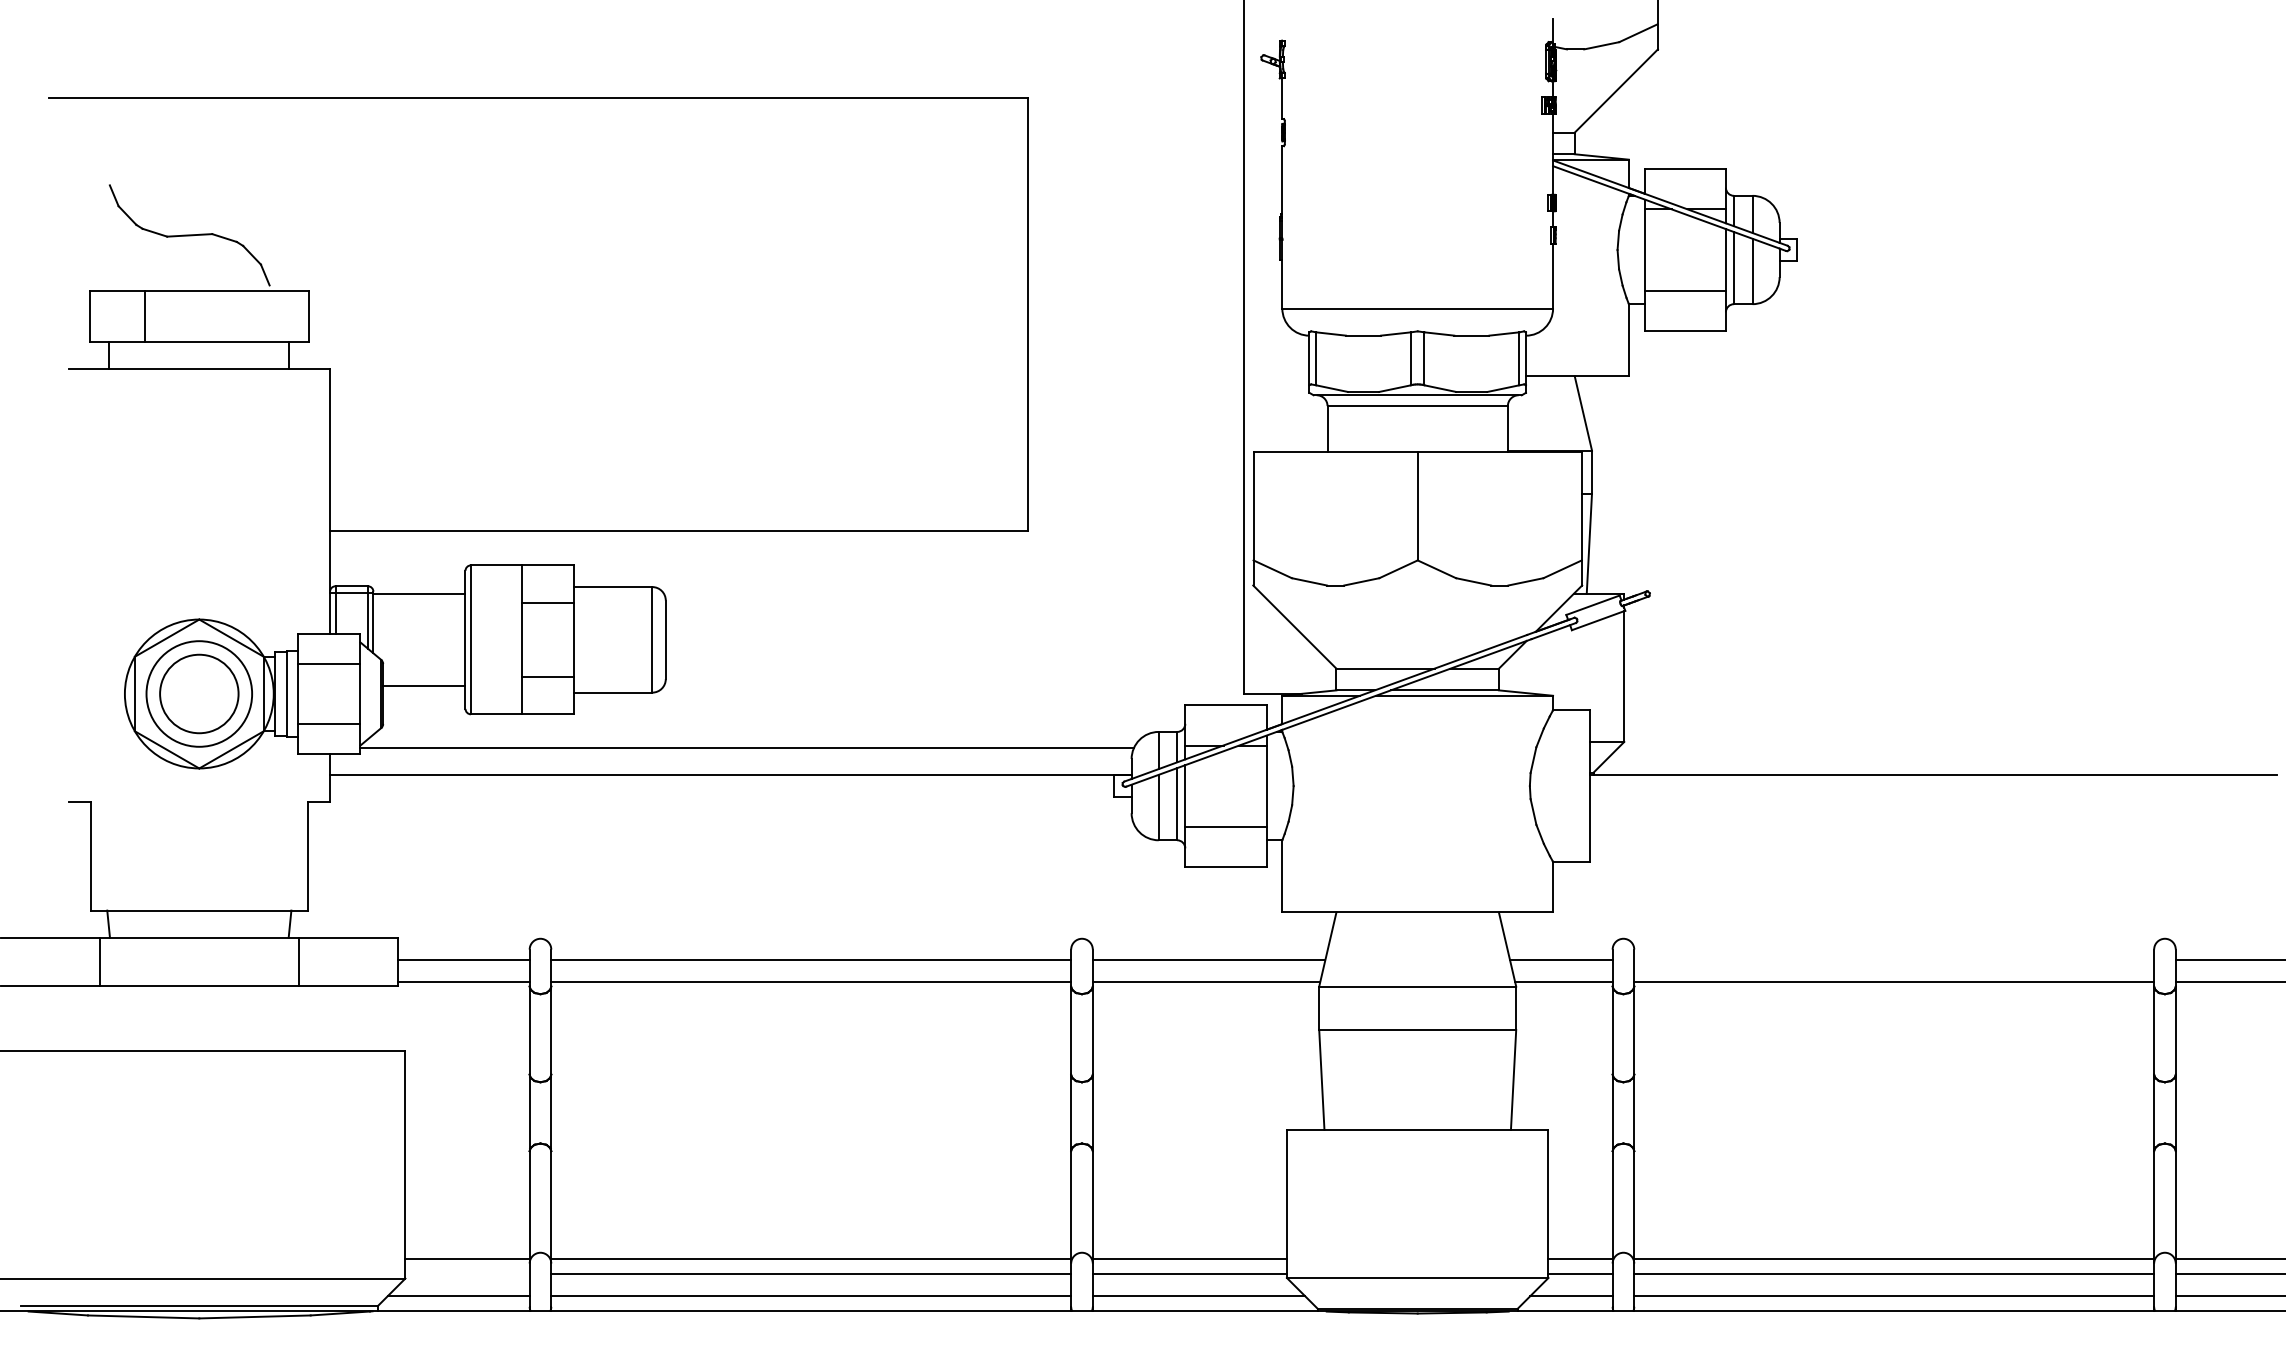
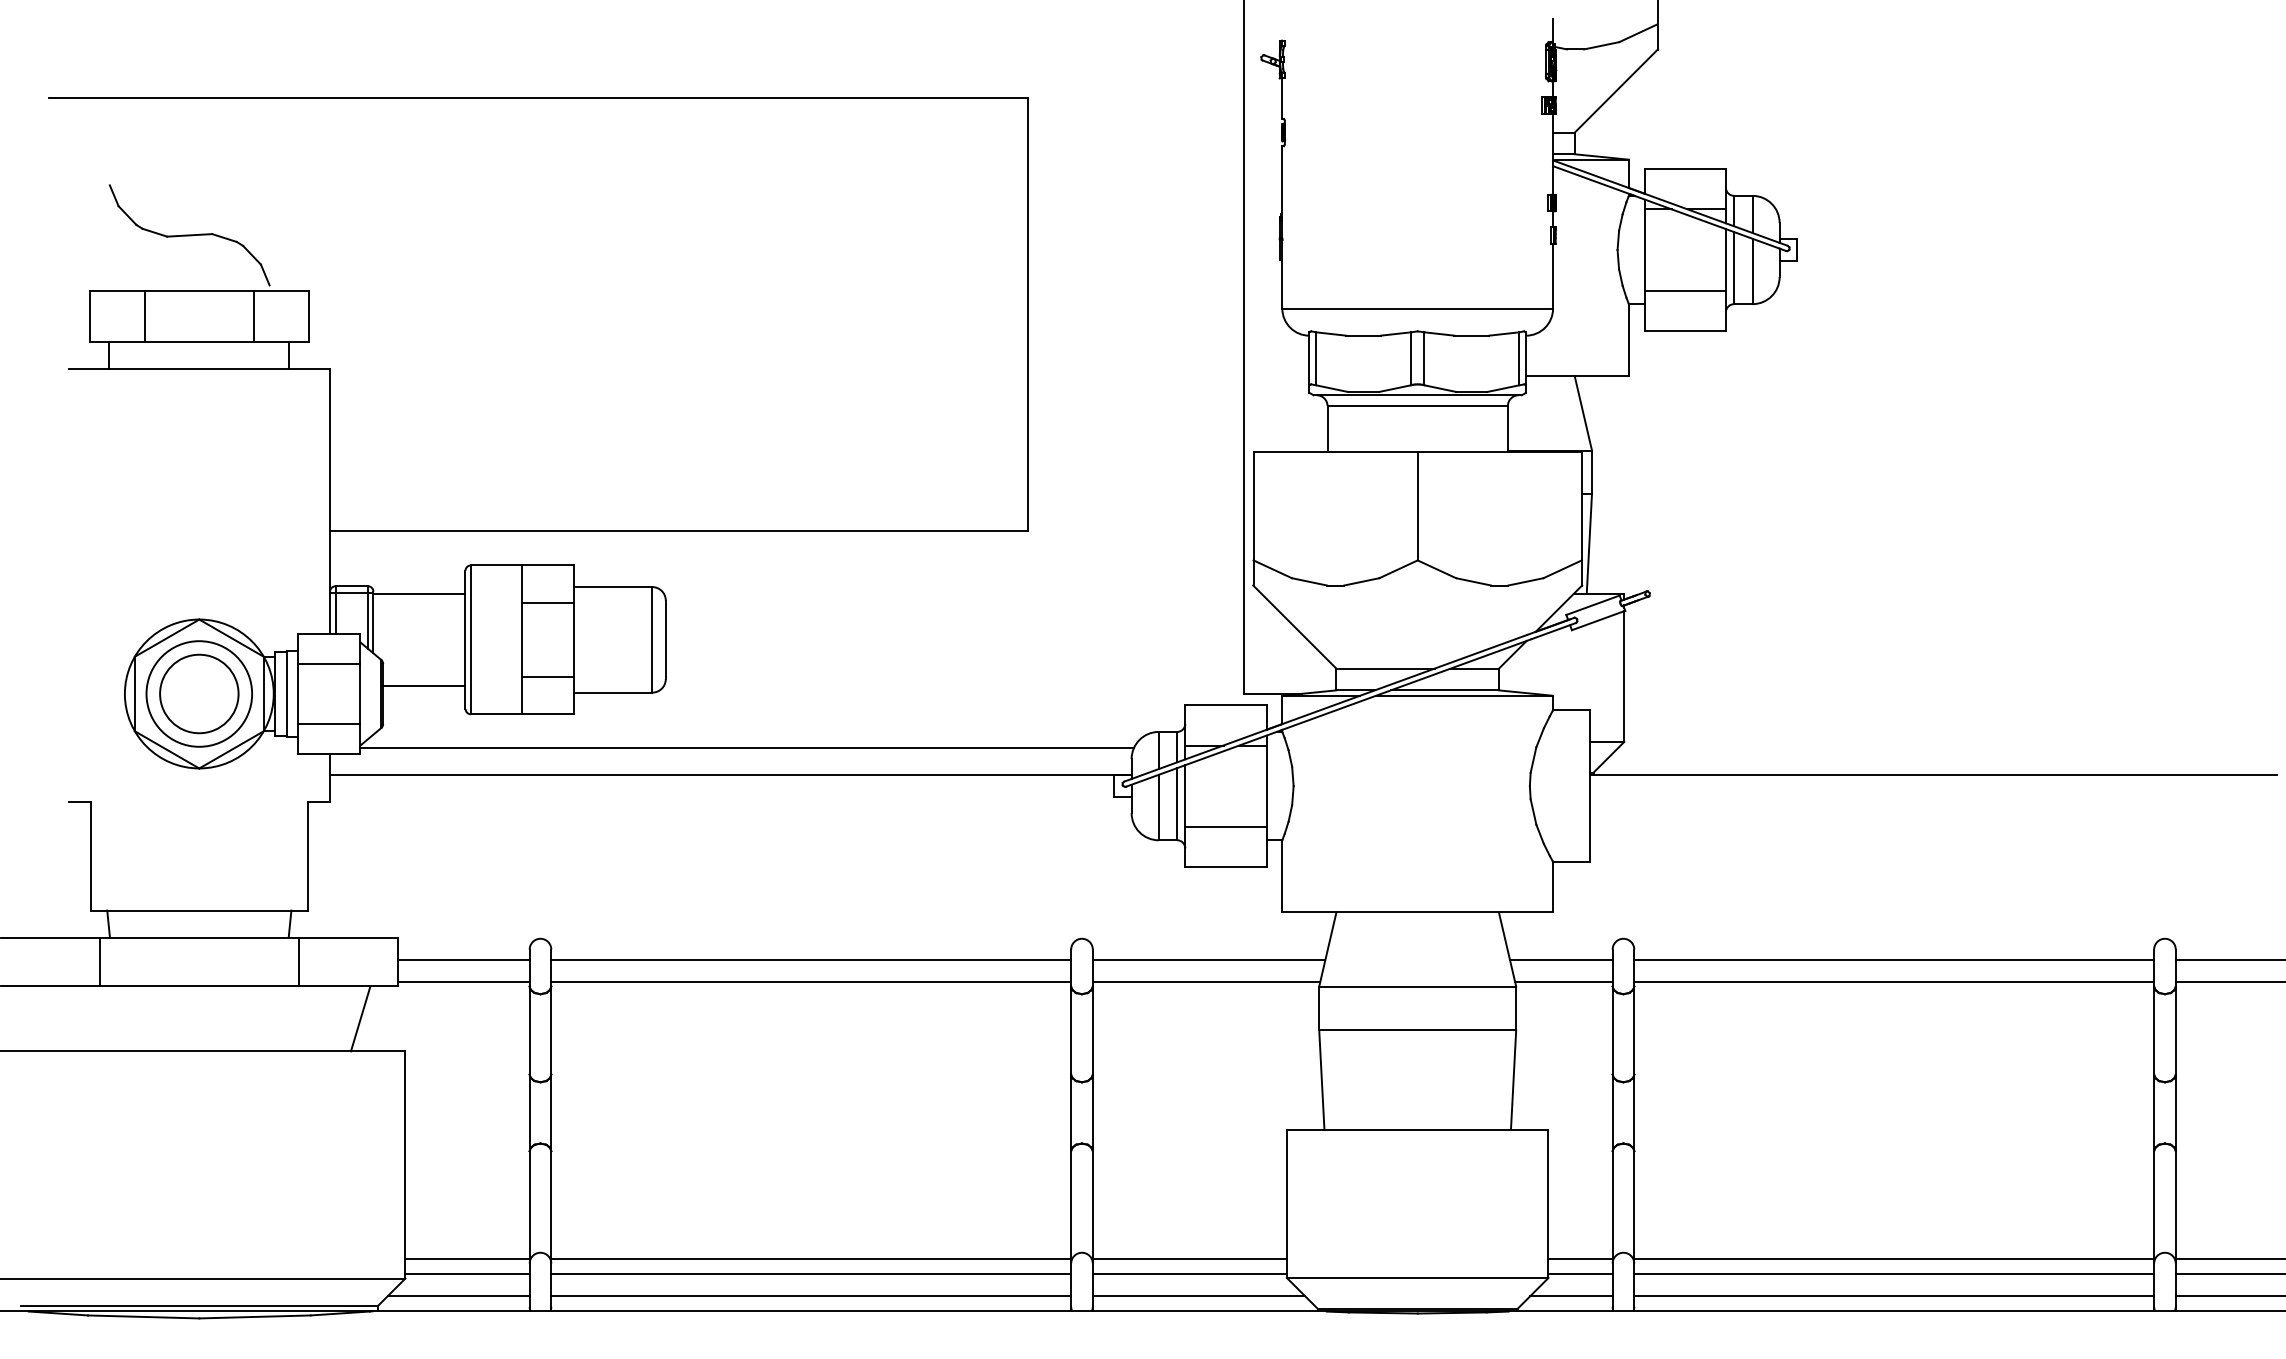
line: none -> present (254, 316)
line: none -> present (1894, 960)
line: none -> present (360, 1018)
line: none -> present (467, 1274)
